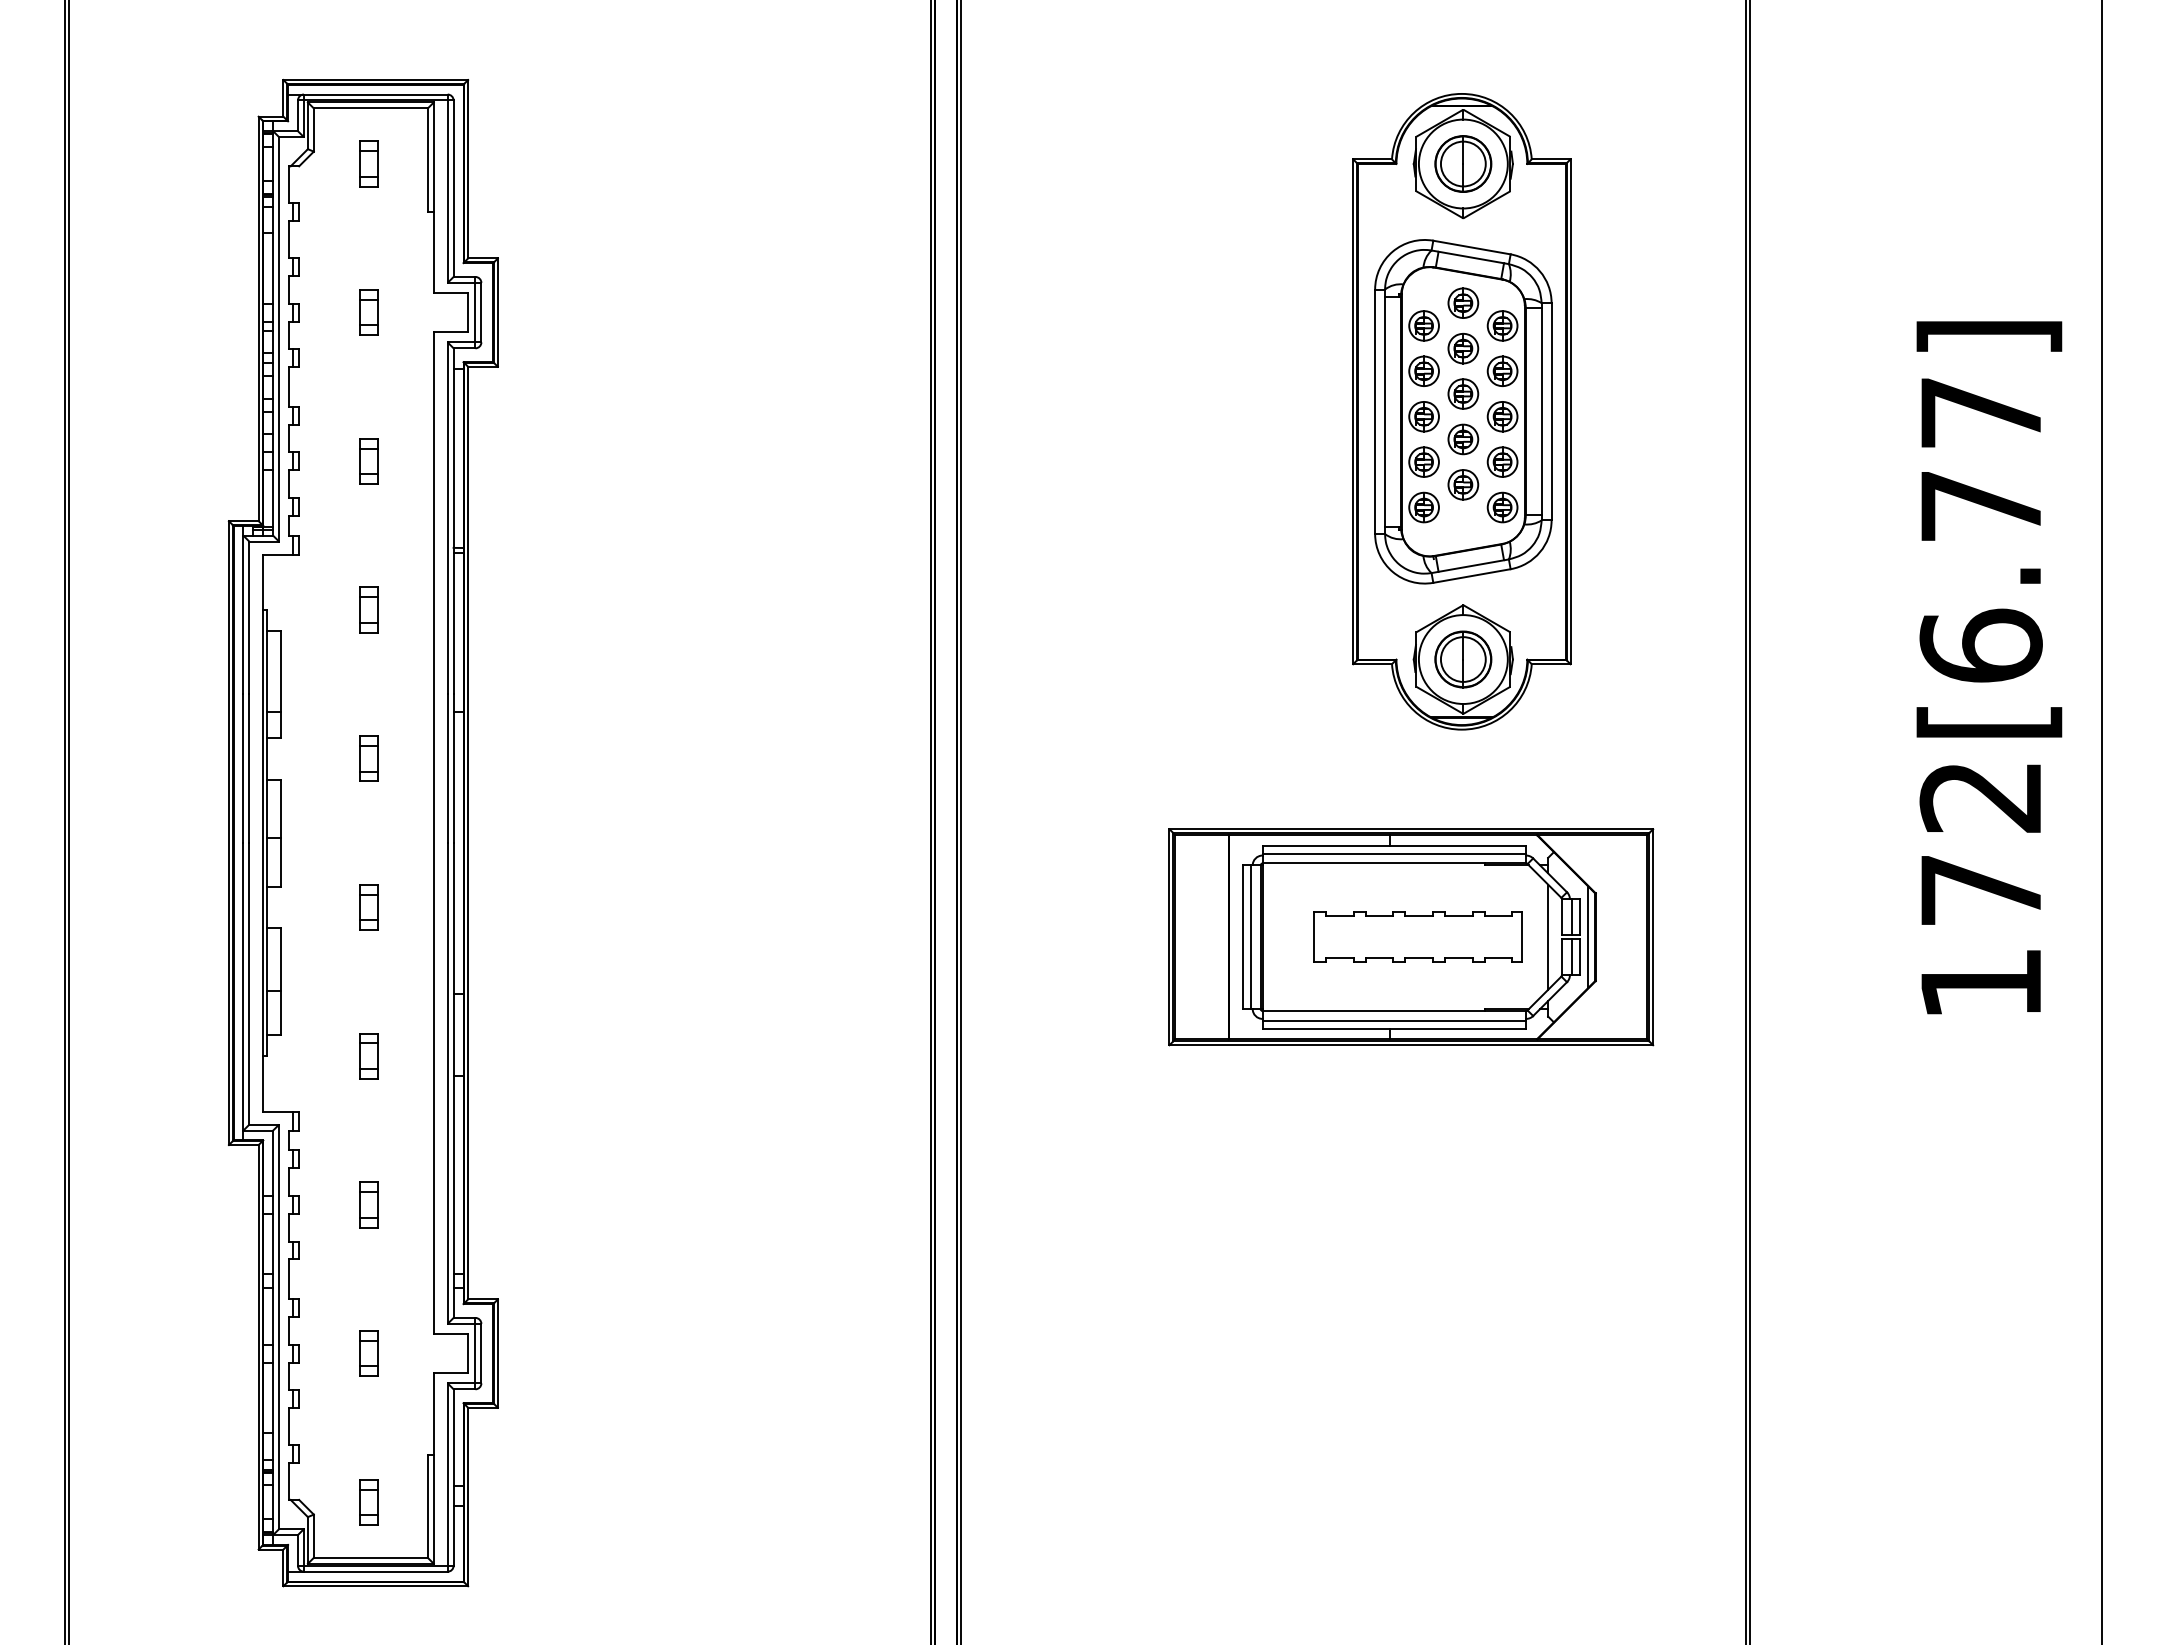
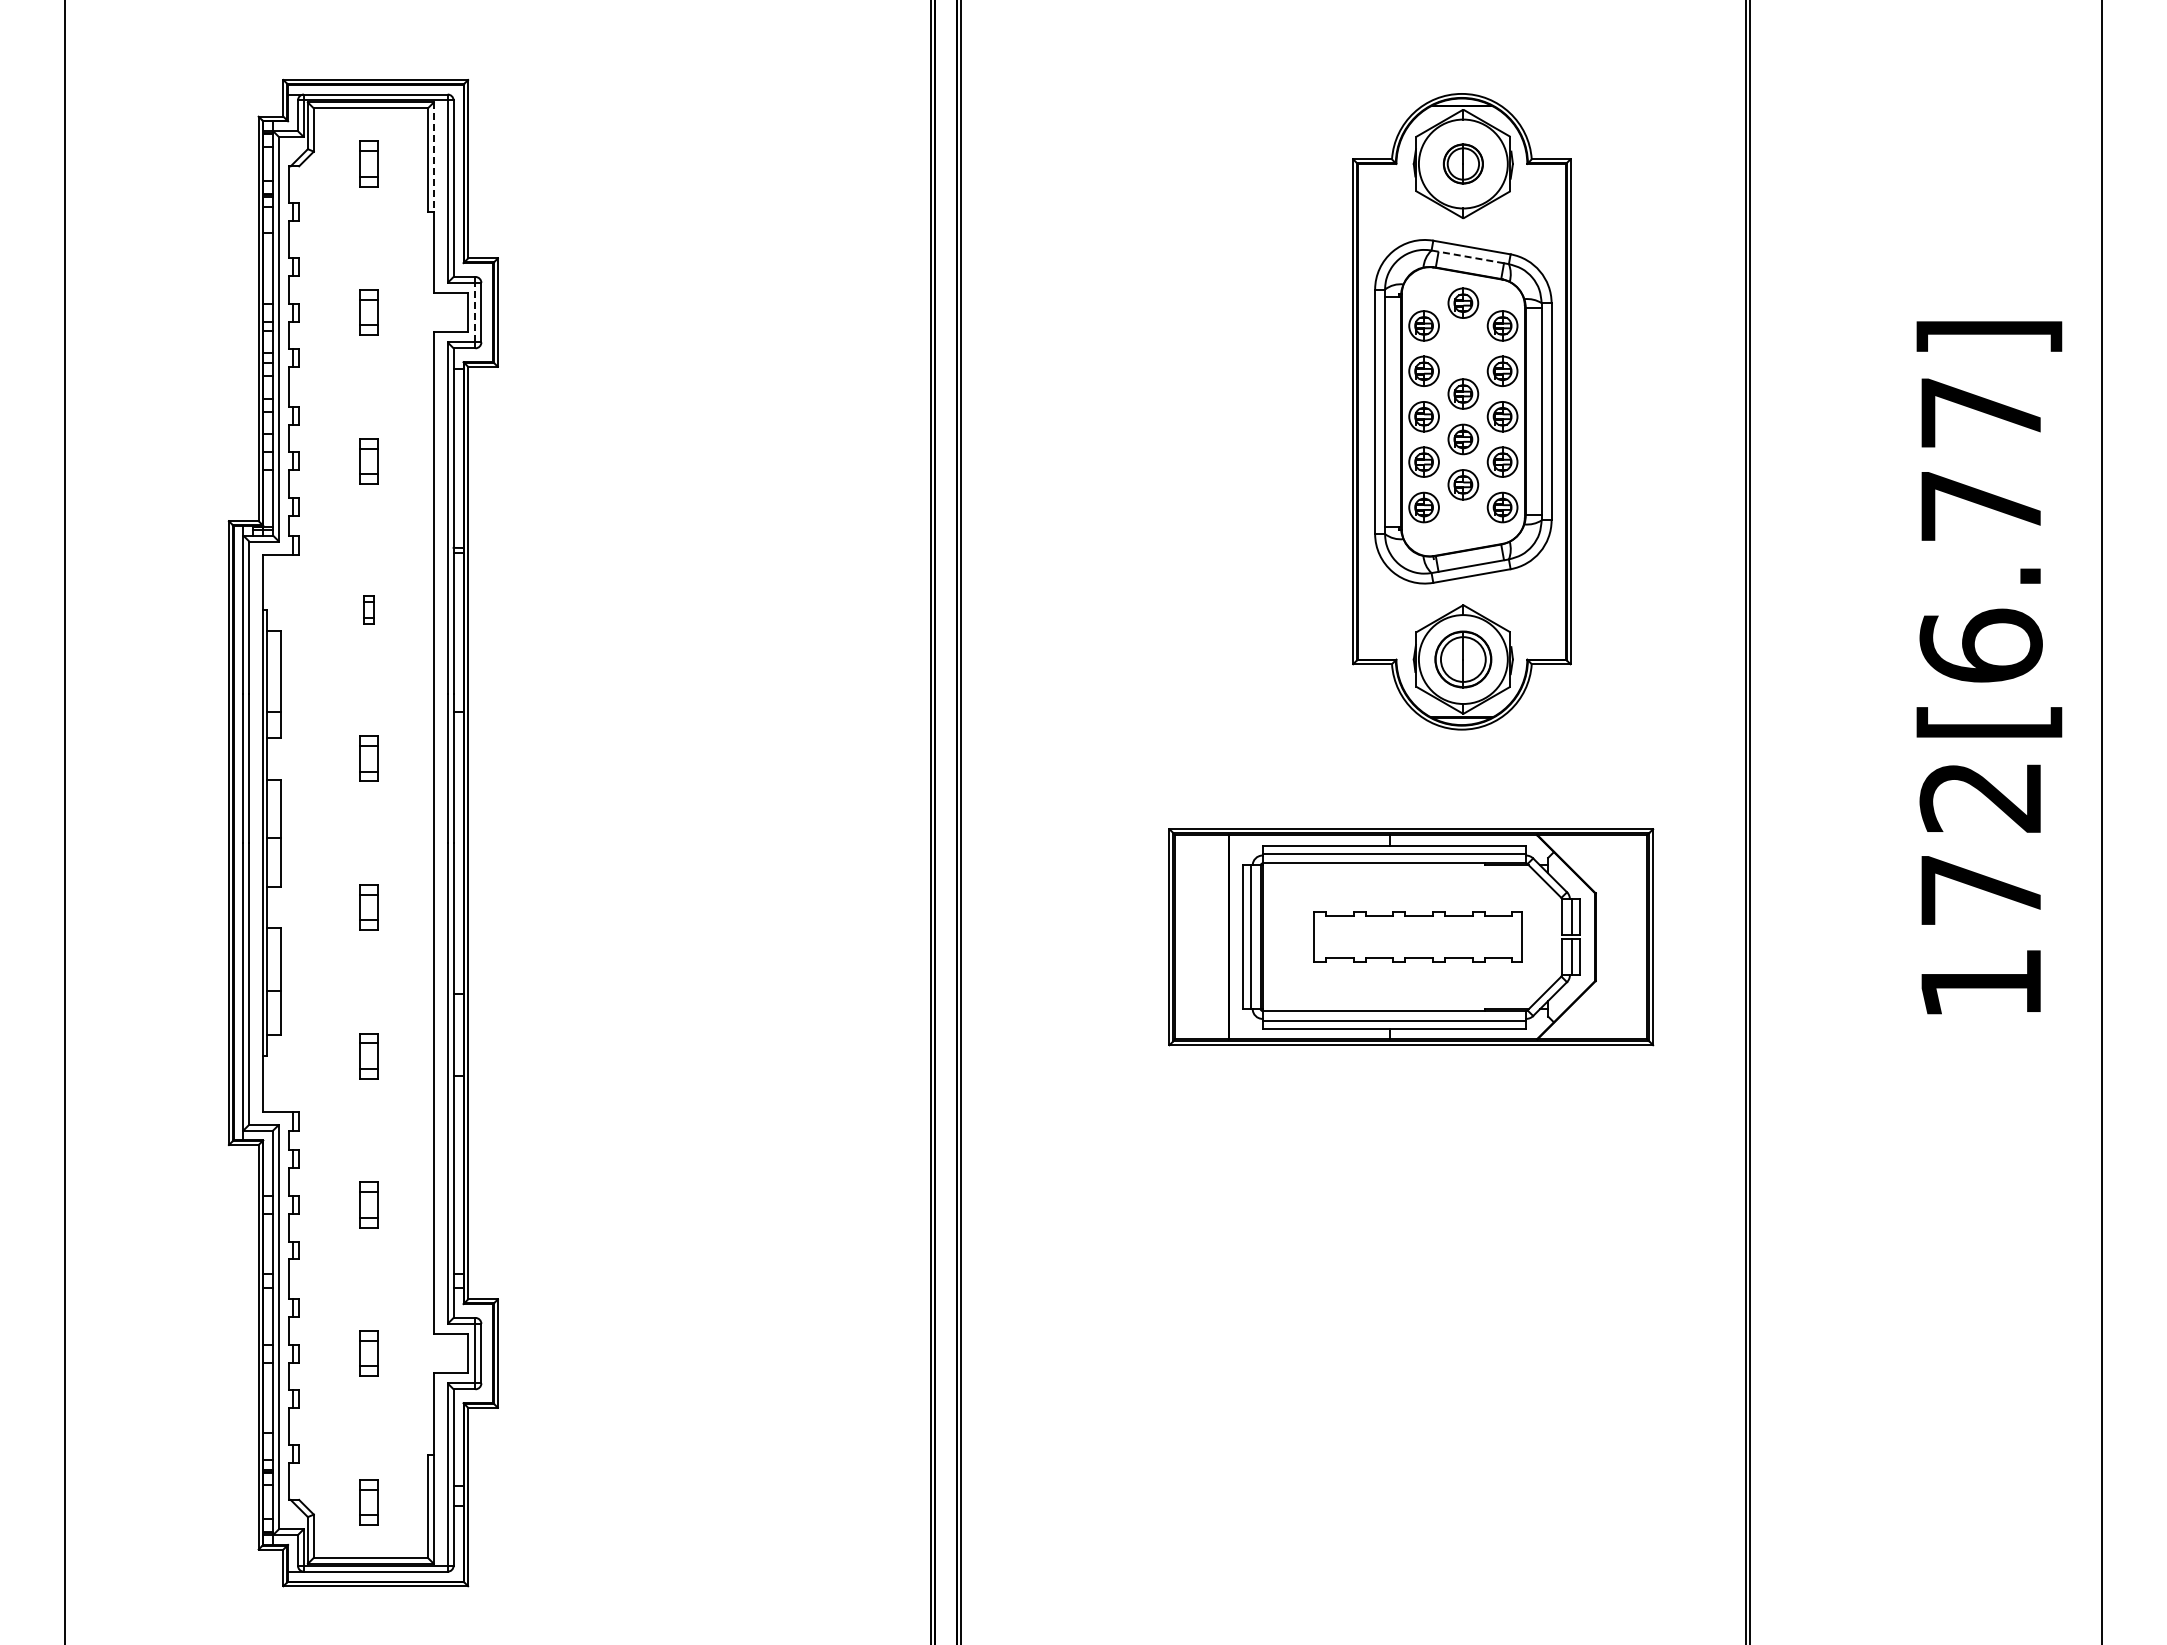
line: solid -> dashed (433, 157)
part size: 59x58 px -> 42x42 px (1462, 163)
line: solid -> dashed (1470, 257)
line: solid -> dashed (475, 312)
part: present -> none (1463, 348)
part size: 20x48 px -> 12x30 px (368, 609)
line: present -> none (68, 821)
line: present -> none (1548, 936)
line: present -> none (1587, 936)
